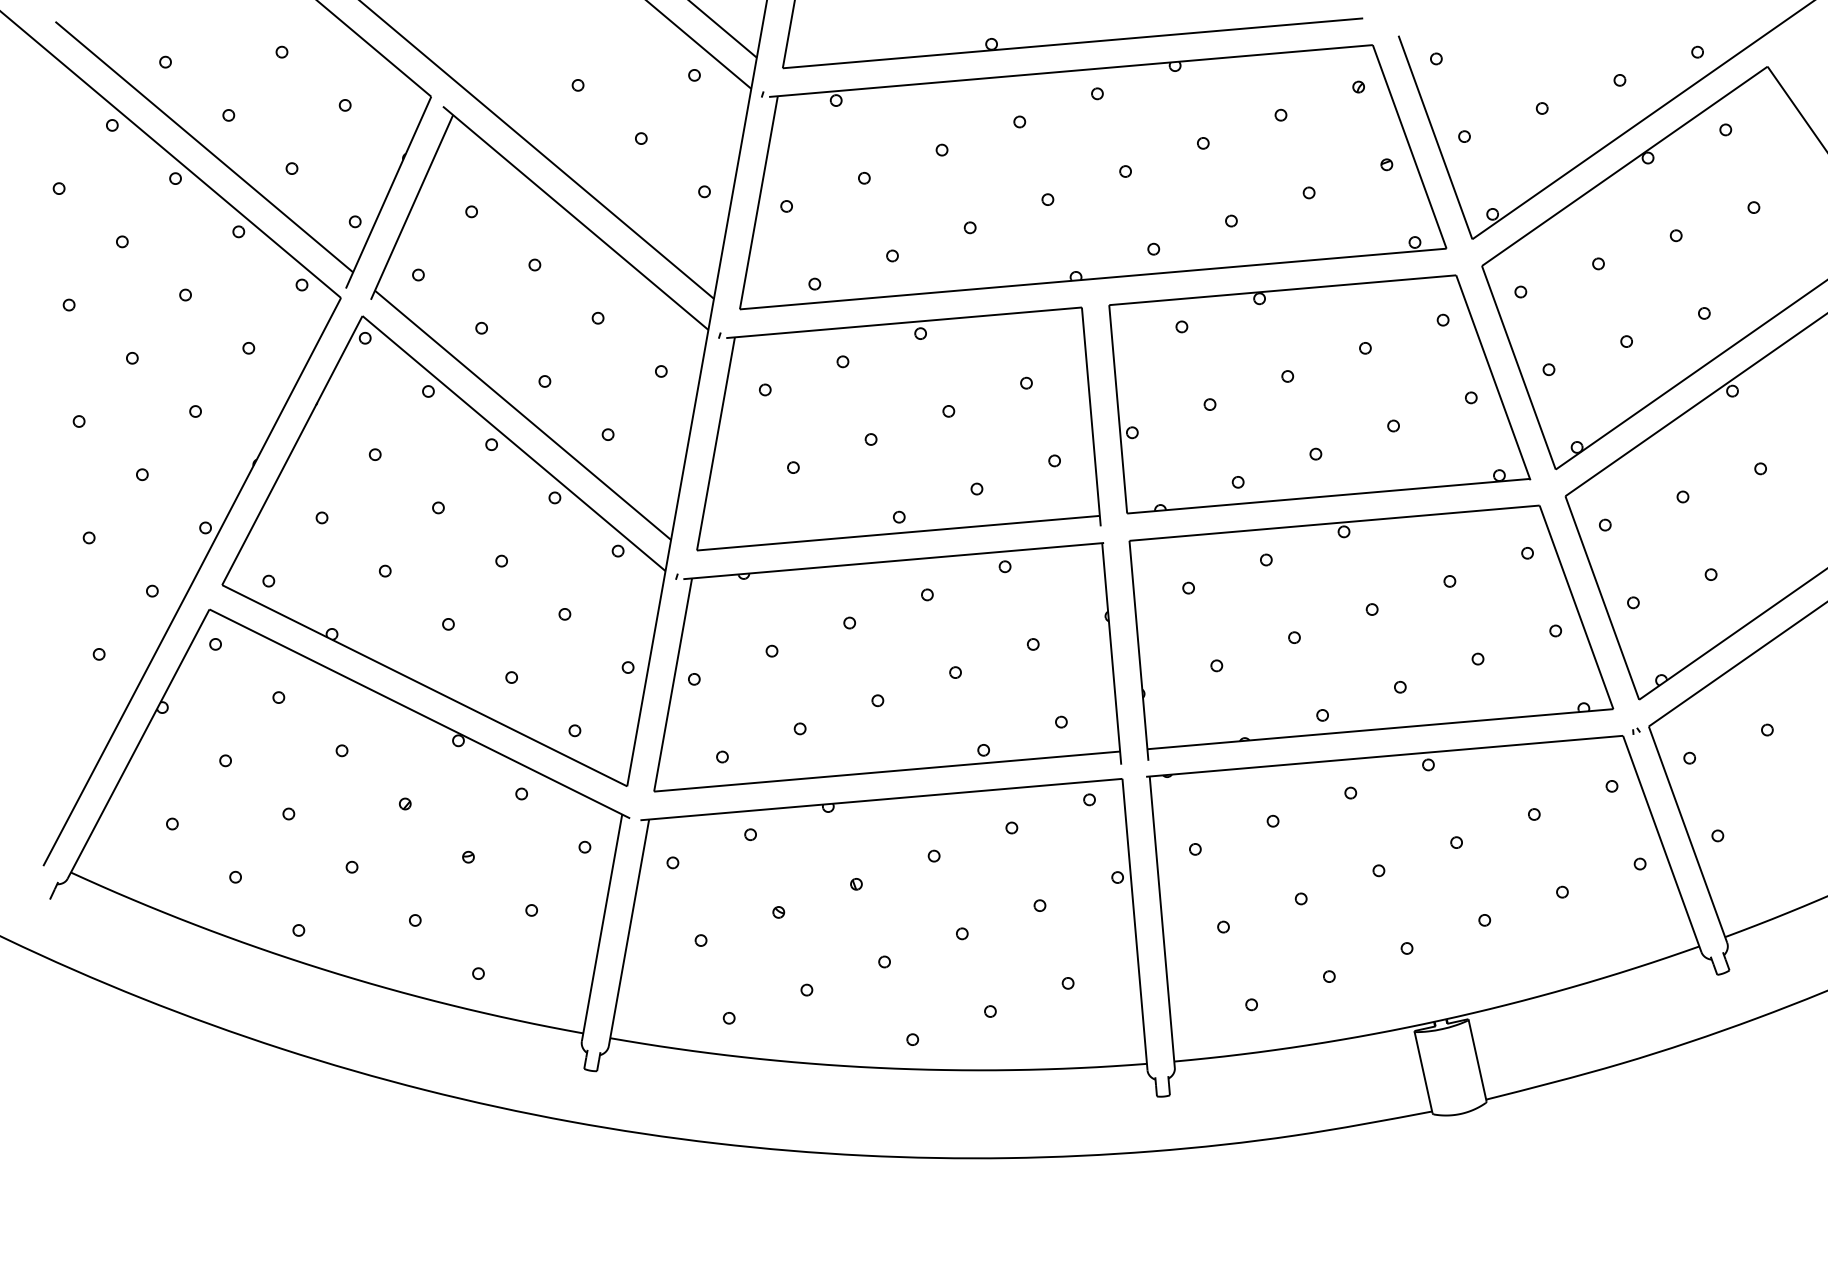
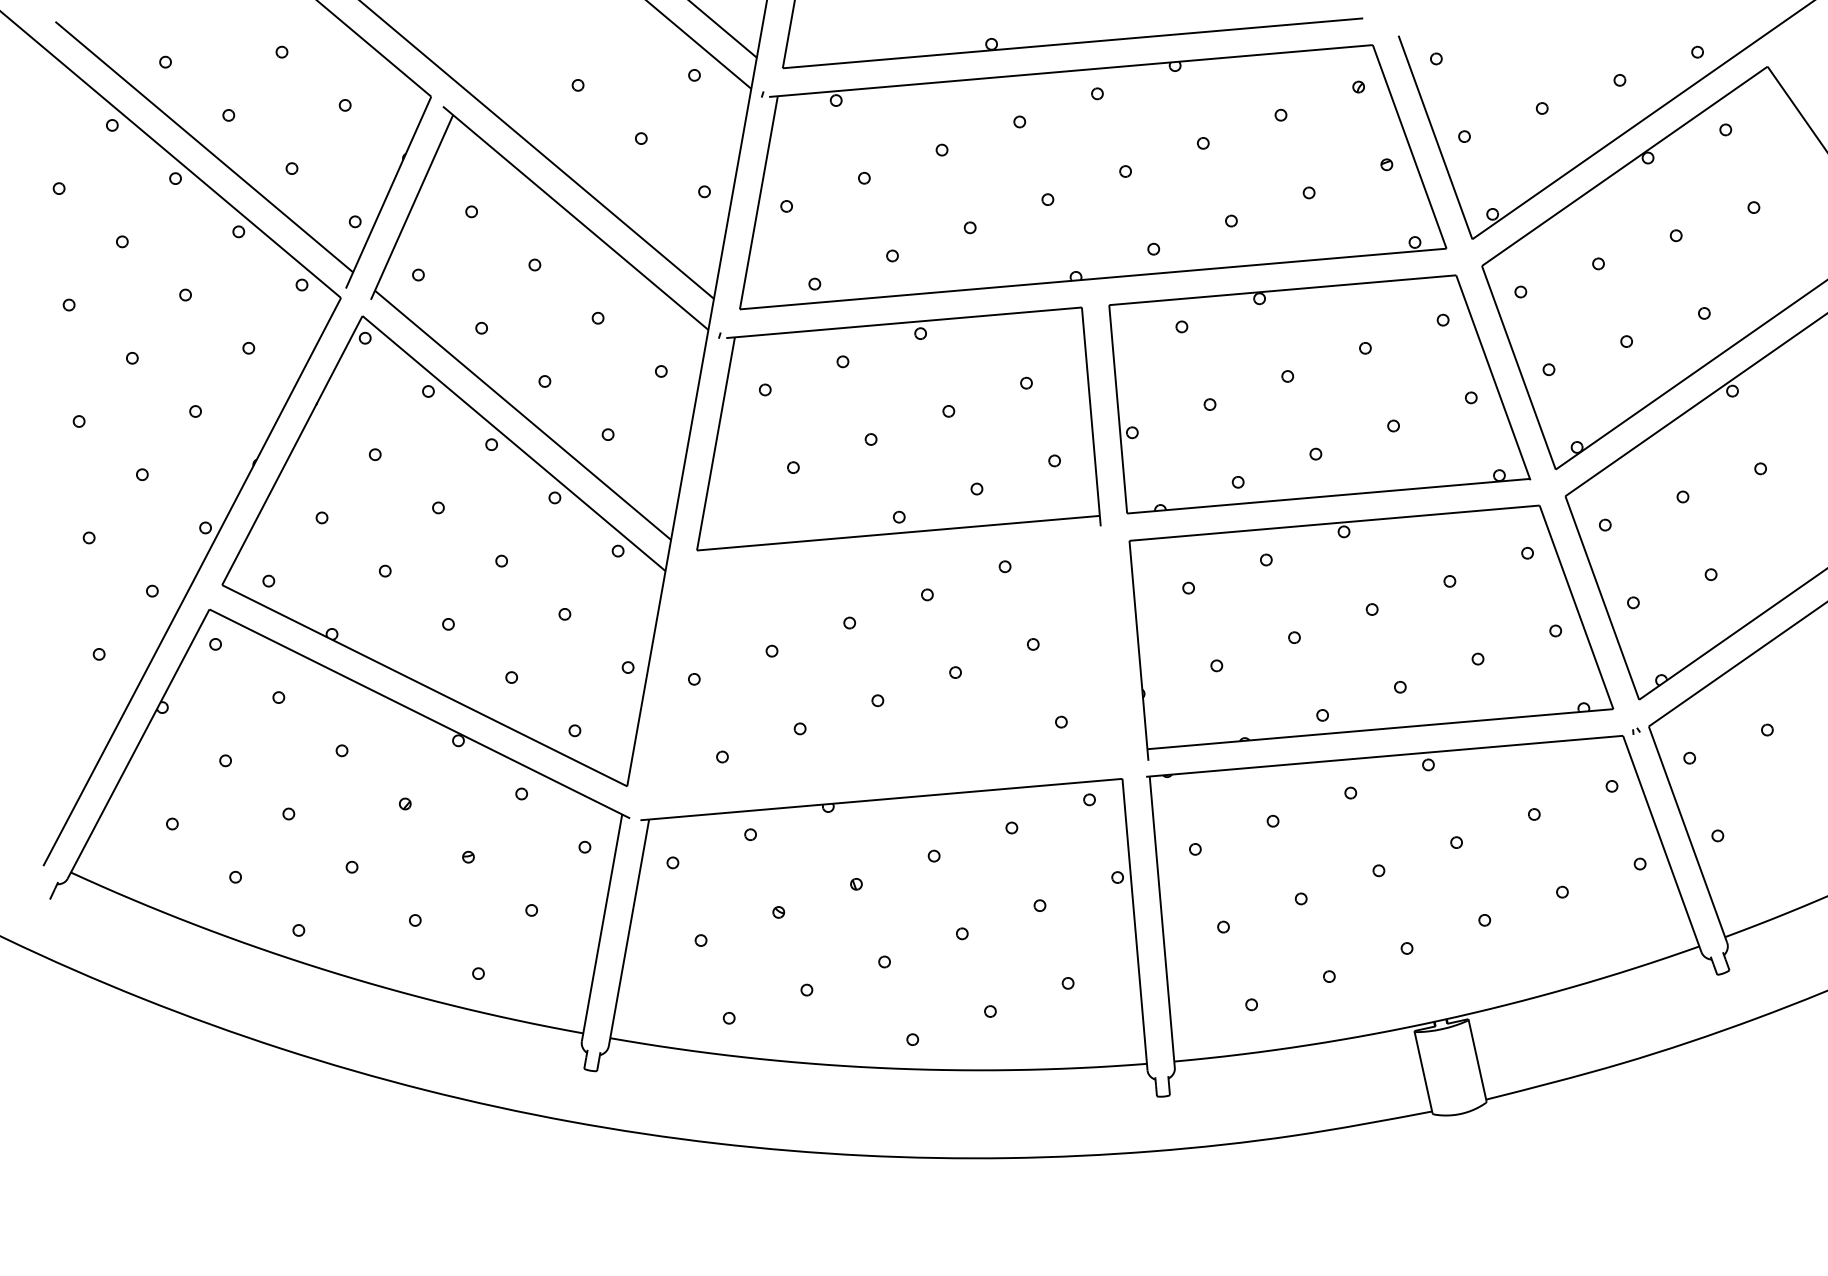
part: present -> none (887, 667)
